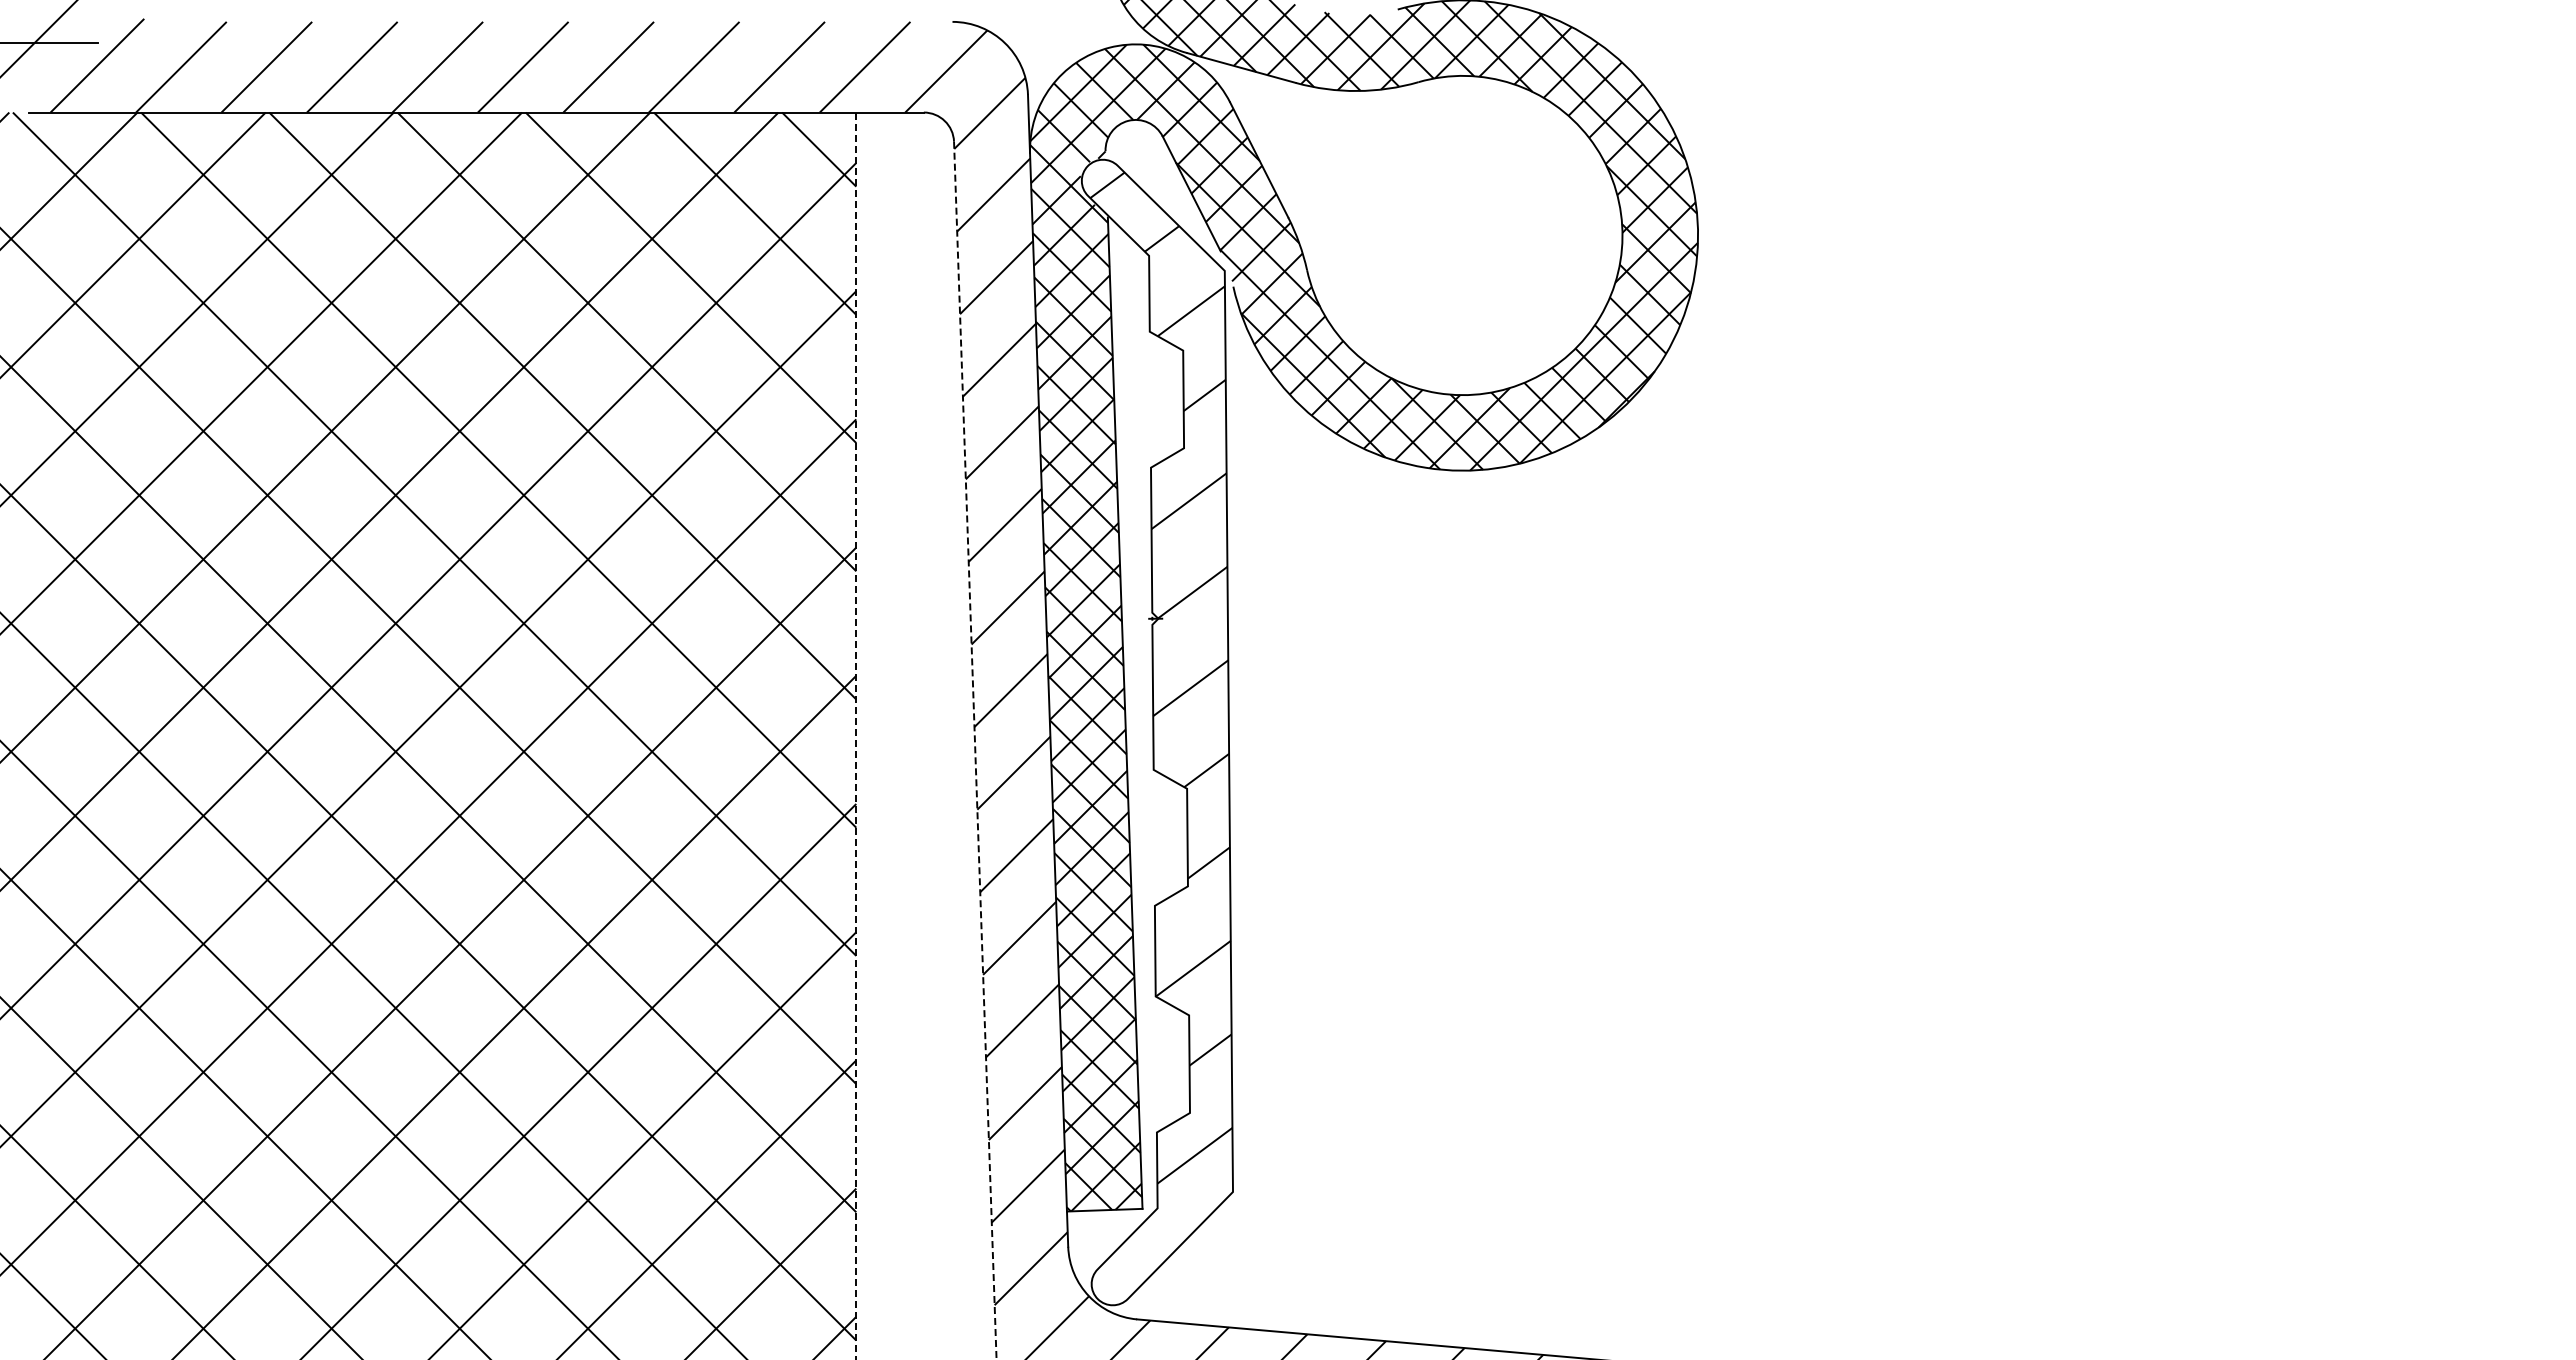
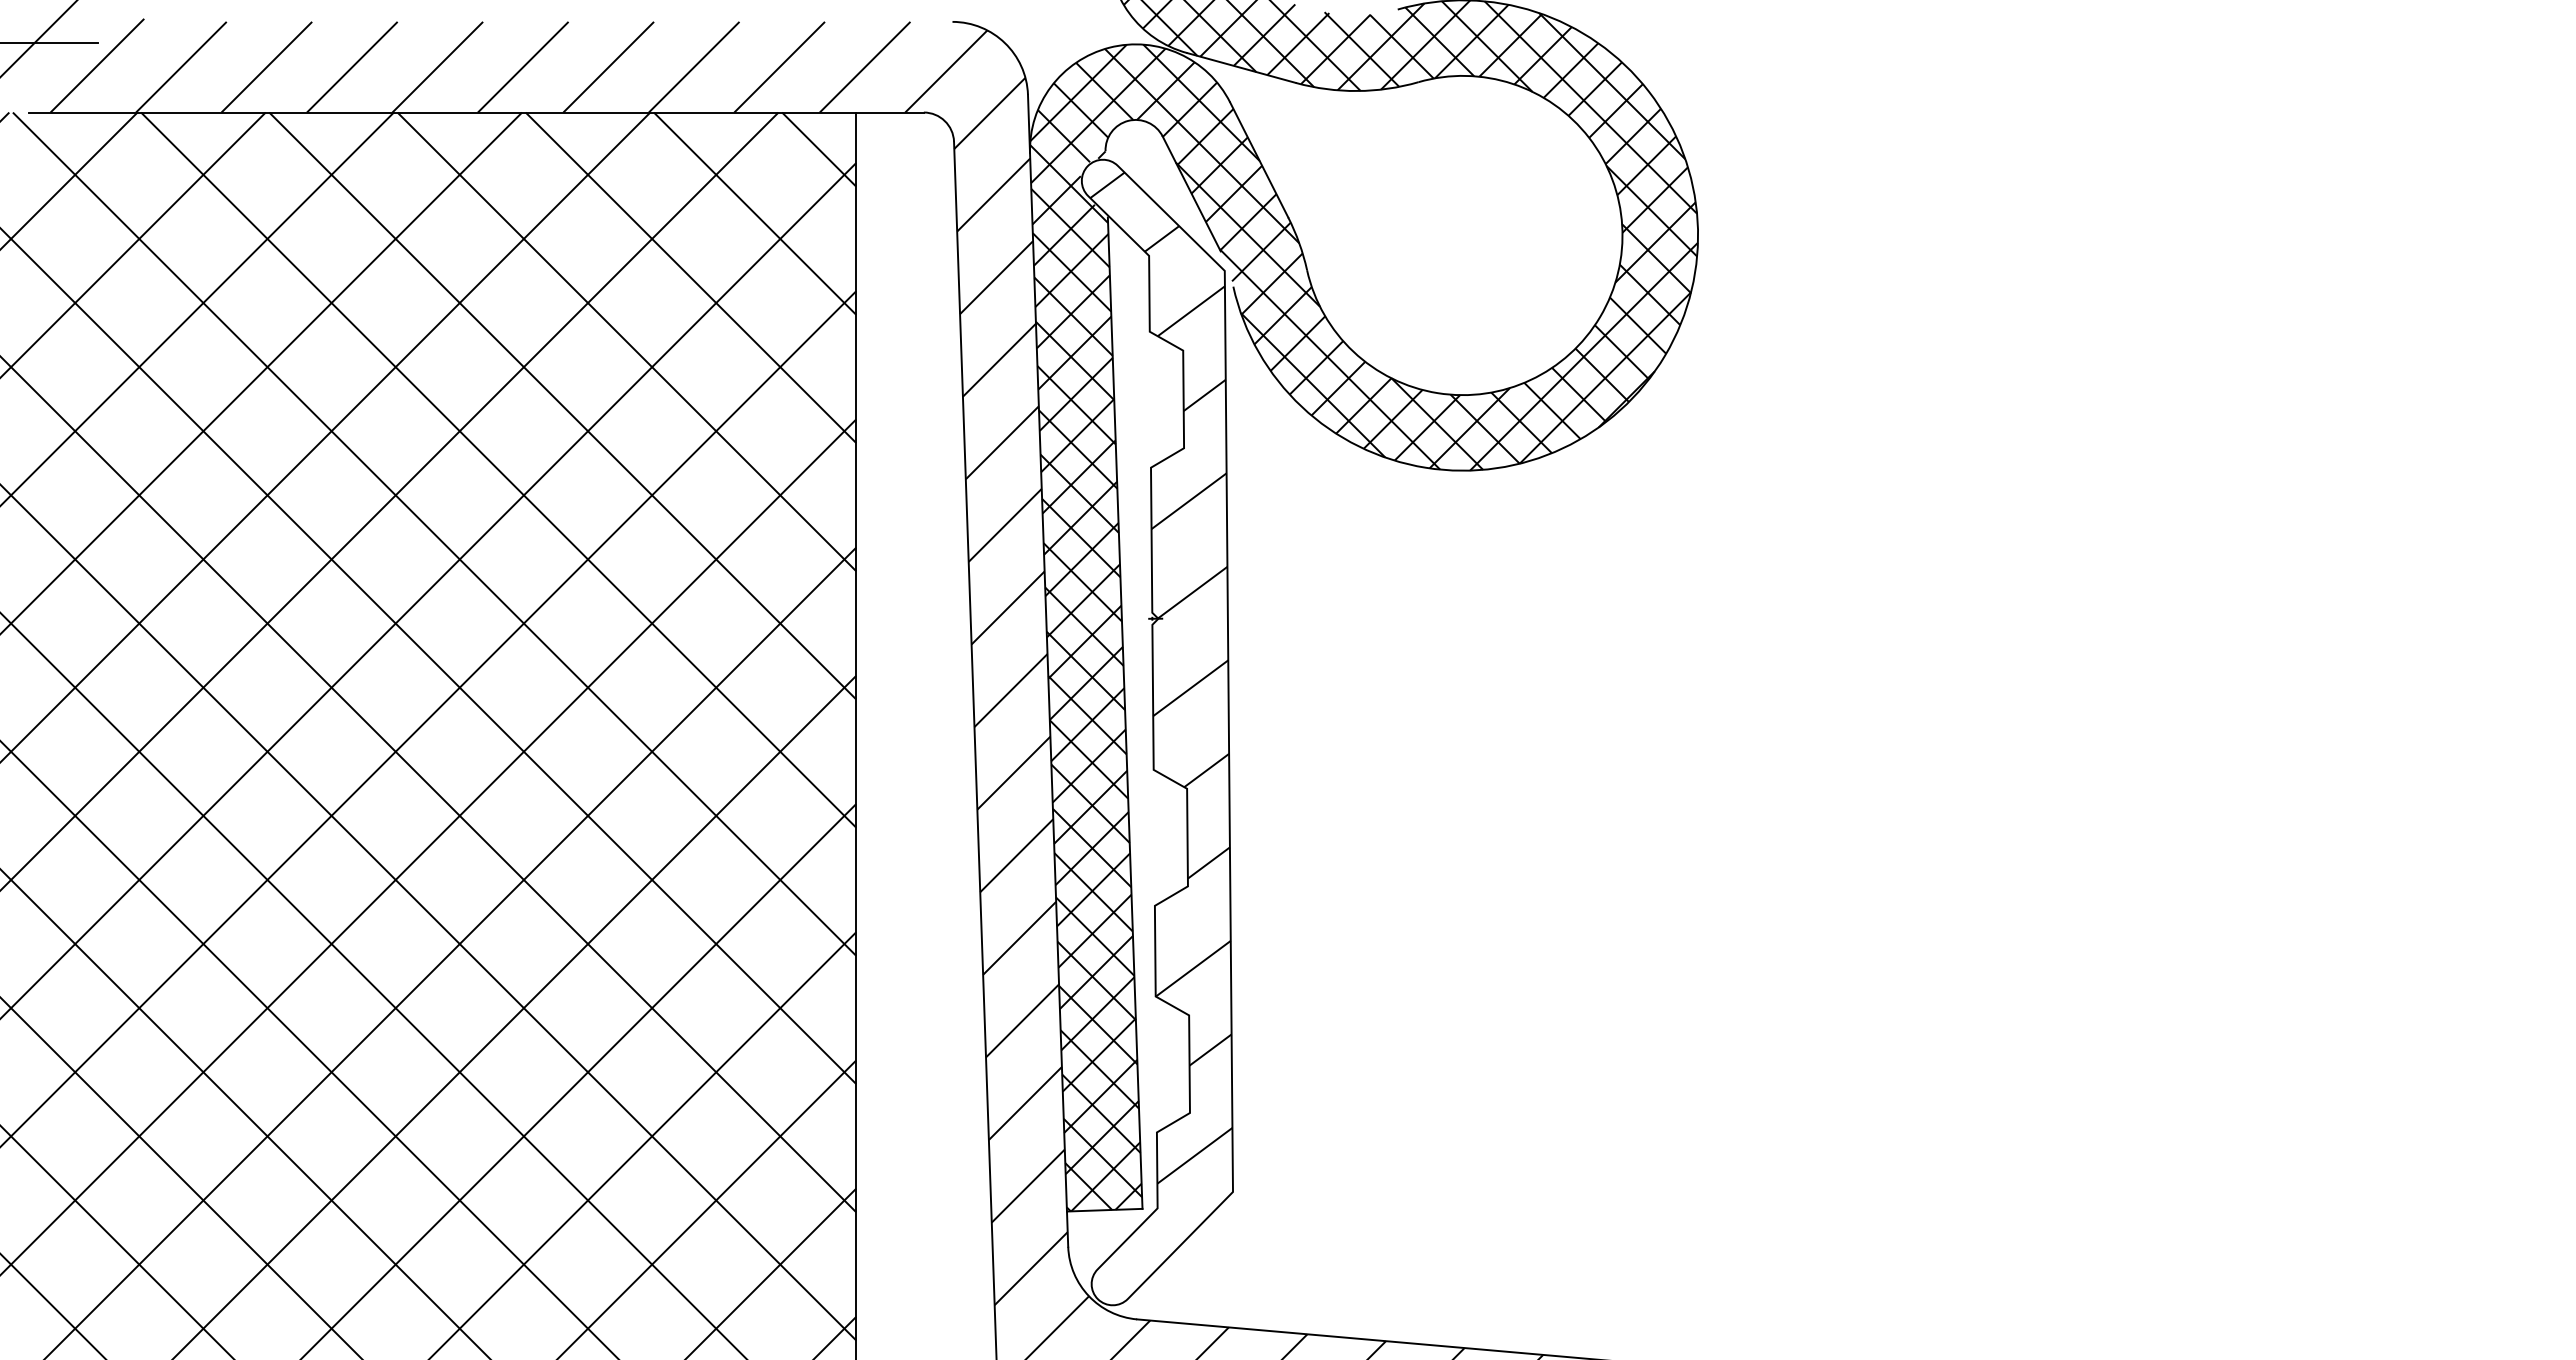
line: dashed -> solid (856, 736)
line: dashed -> solid (975, 751)
